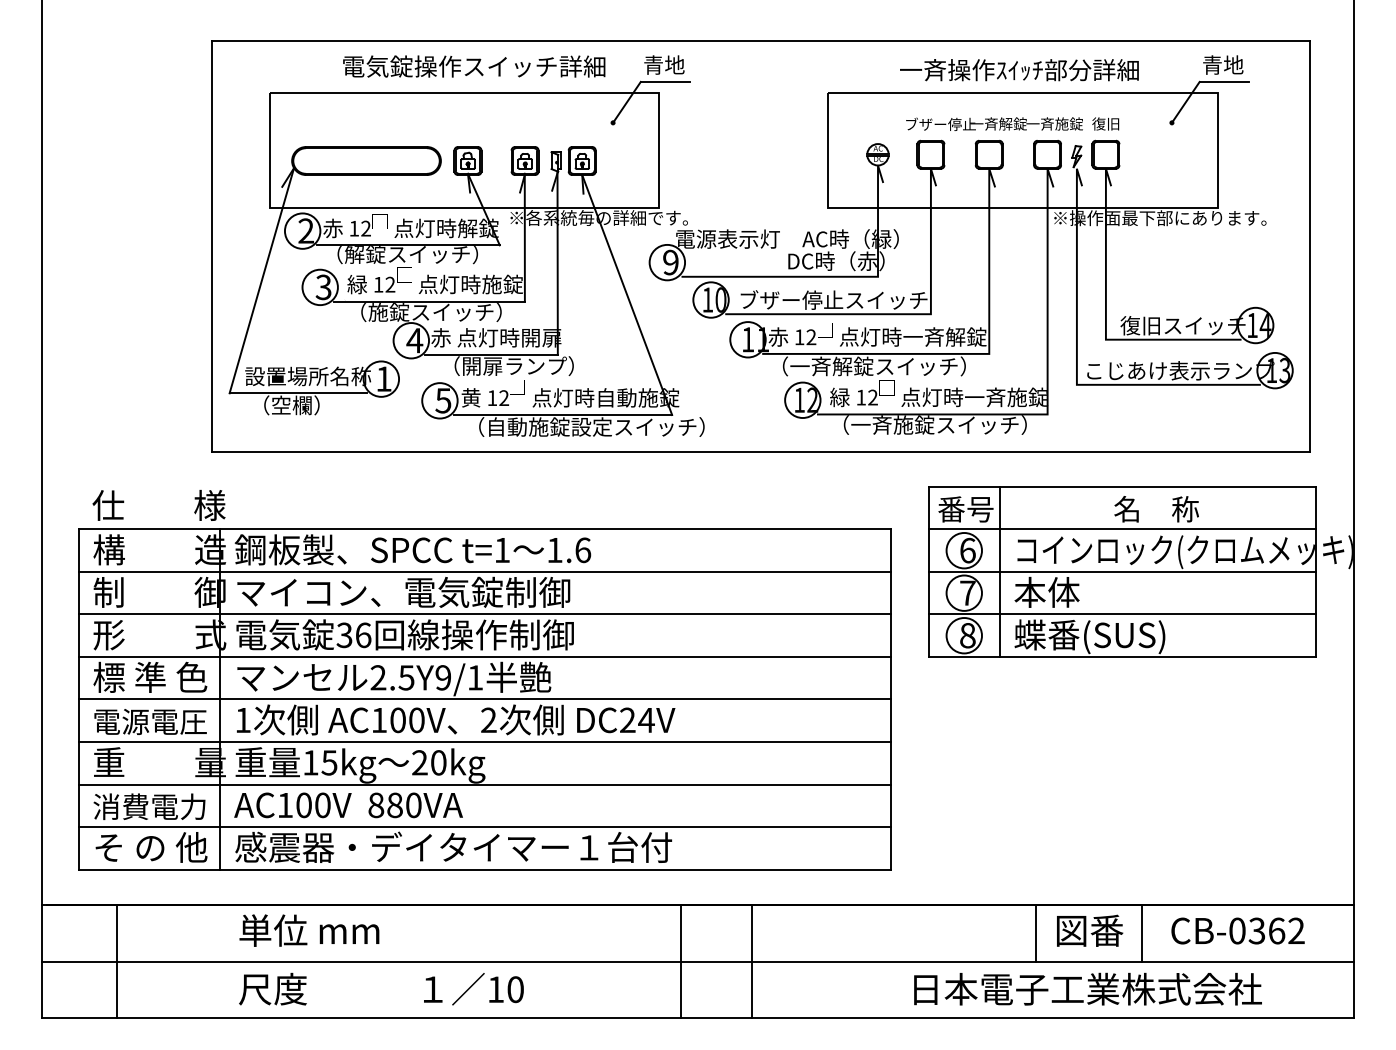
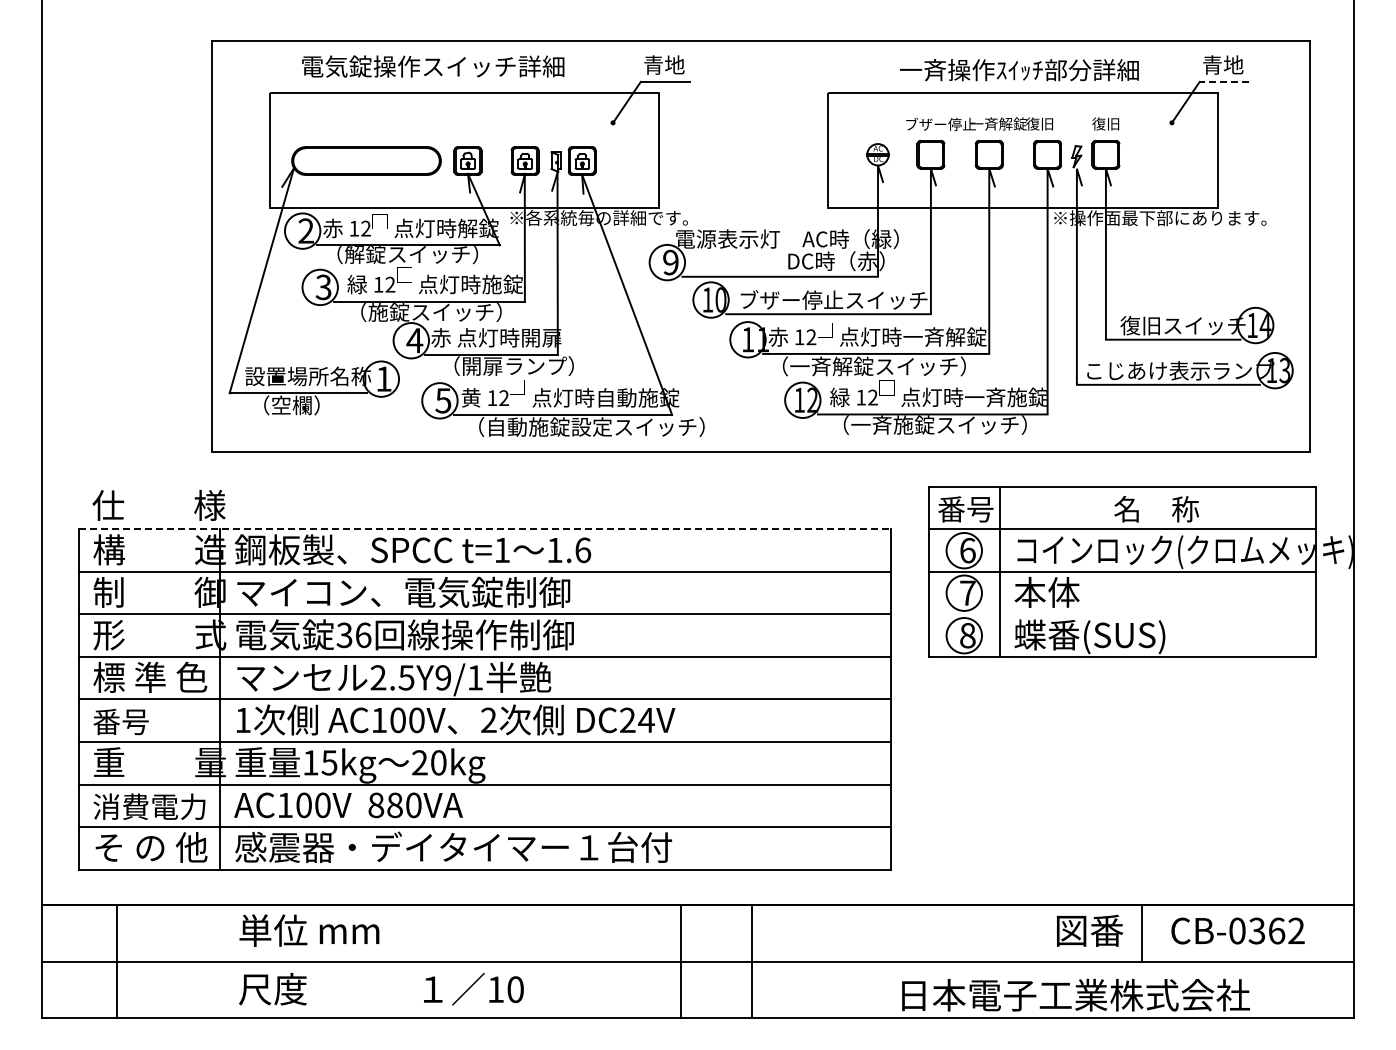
text position: (474, 66) -> (433, 66) (433, 66)
line: solid -> dashed (1224, 81)
text: 一斉施錠 -> 復旧 (1054, 123)
line: solid -> dashed (485, 529)
line: present -> none (1121, 614)
text: 電源電圧 -> 番号 (149, 721)
line: present -> none (1035, 932)
text position: (1087, 988) -> (1075, 994) (1075, 994)
